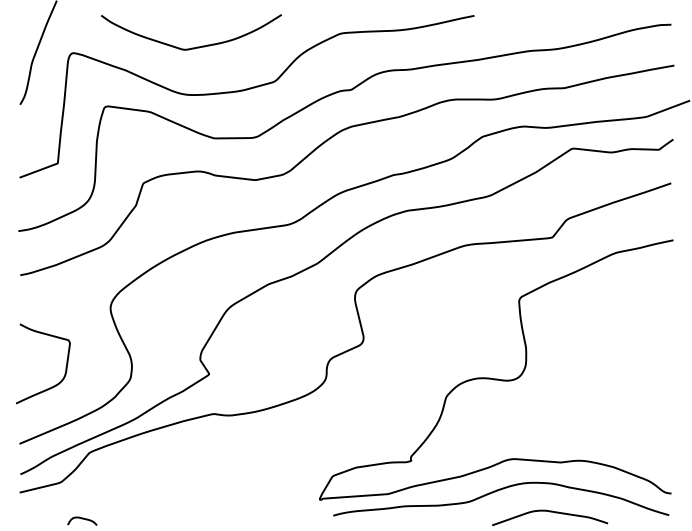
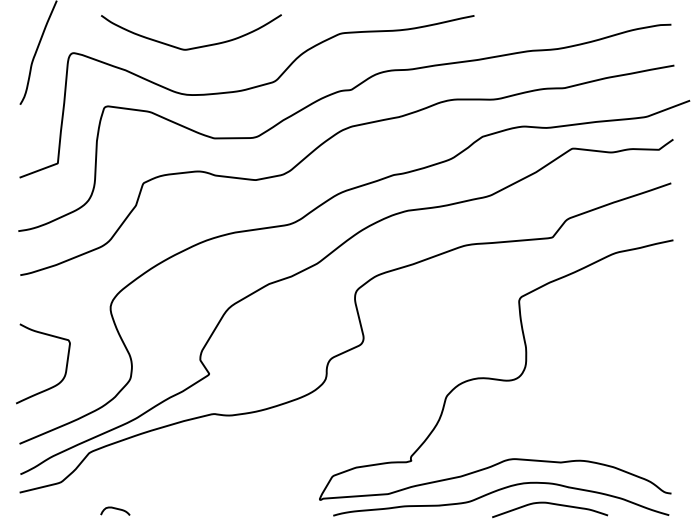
curve position: (550, 512) -> (550, 504) (550, 504)
curve position: (82, 519) -> (115, 509) (115, 509)
